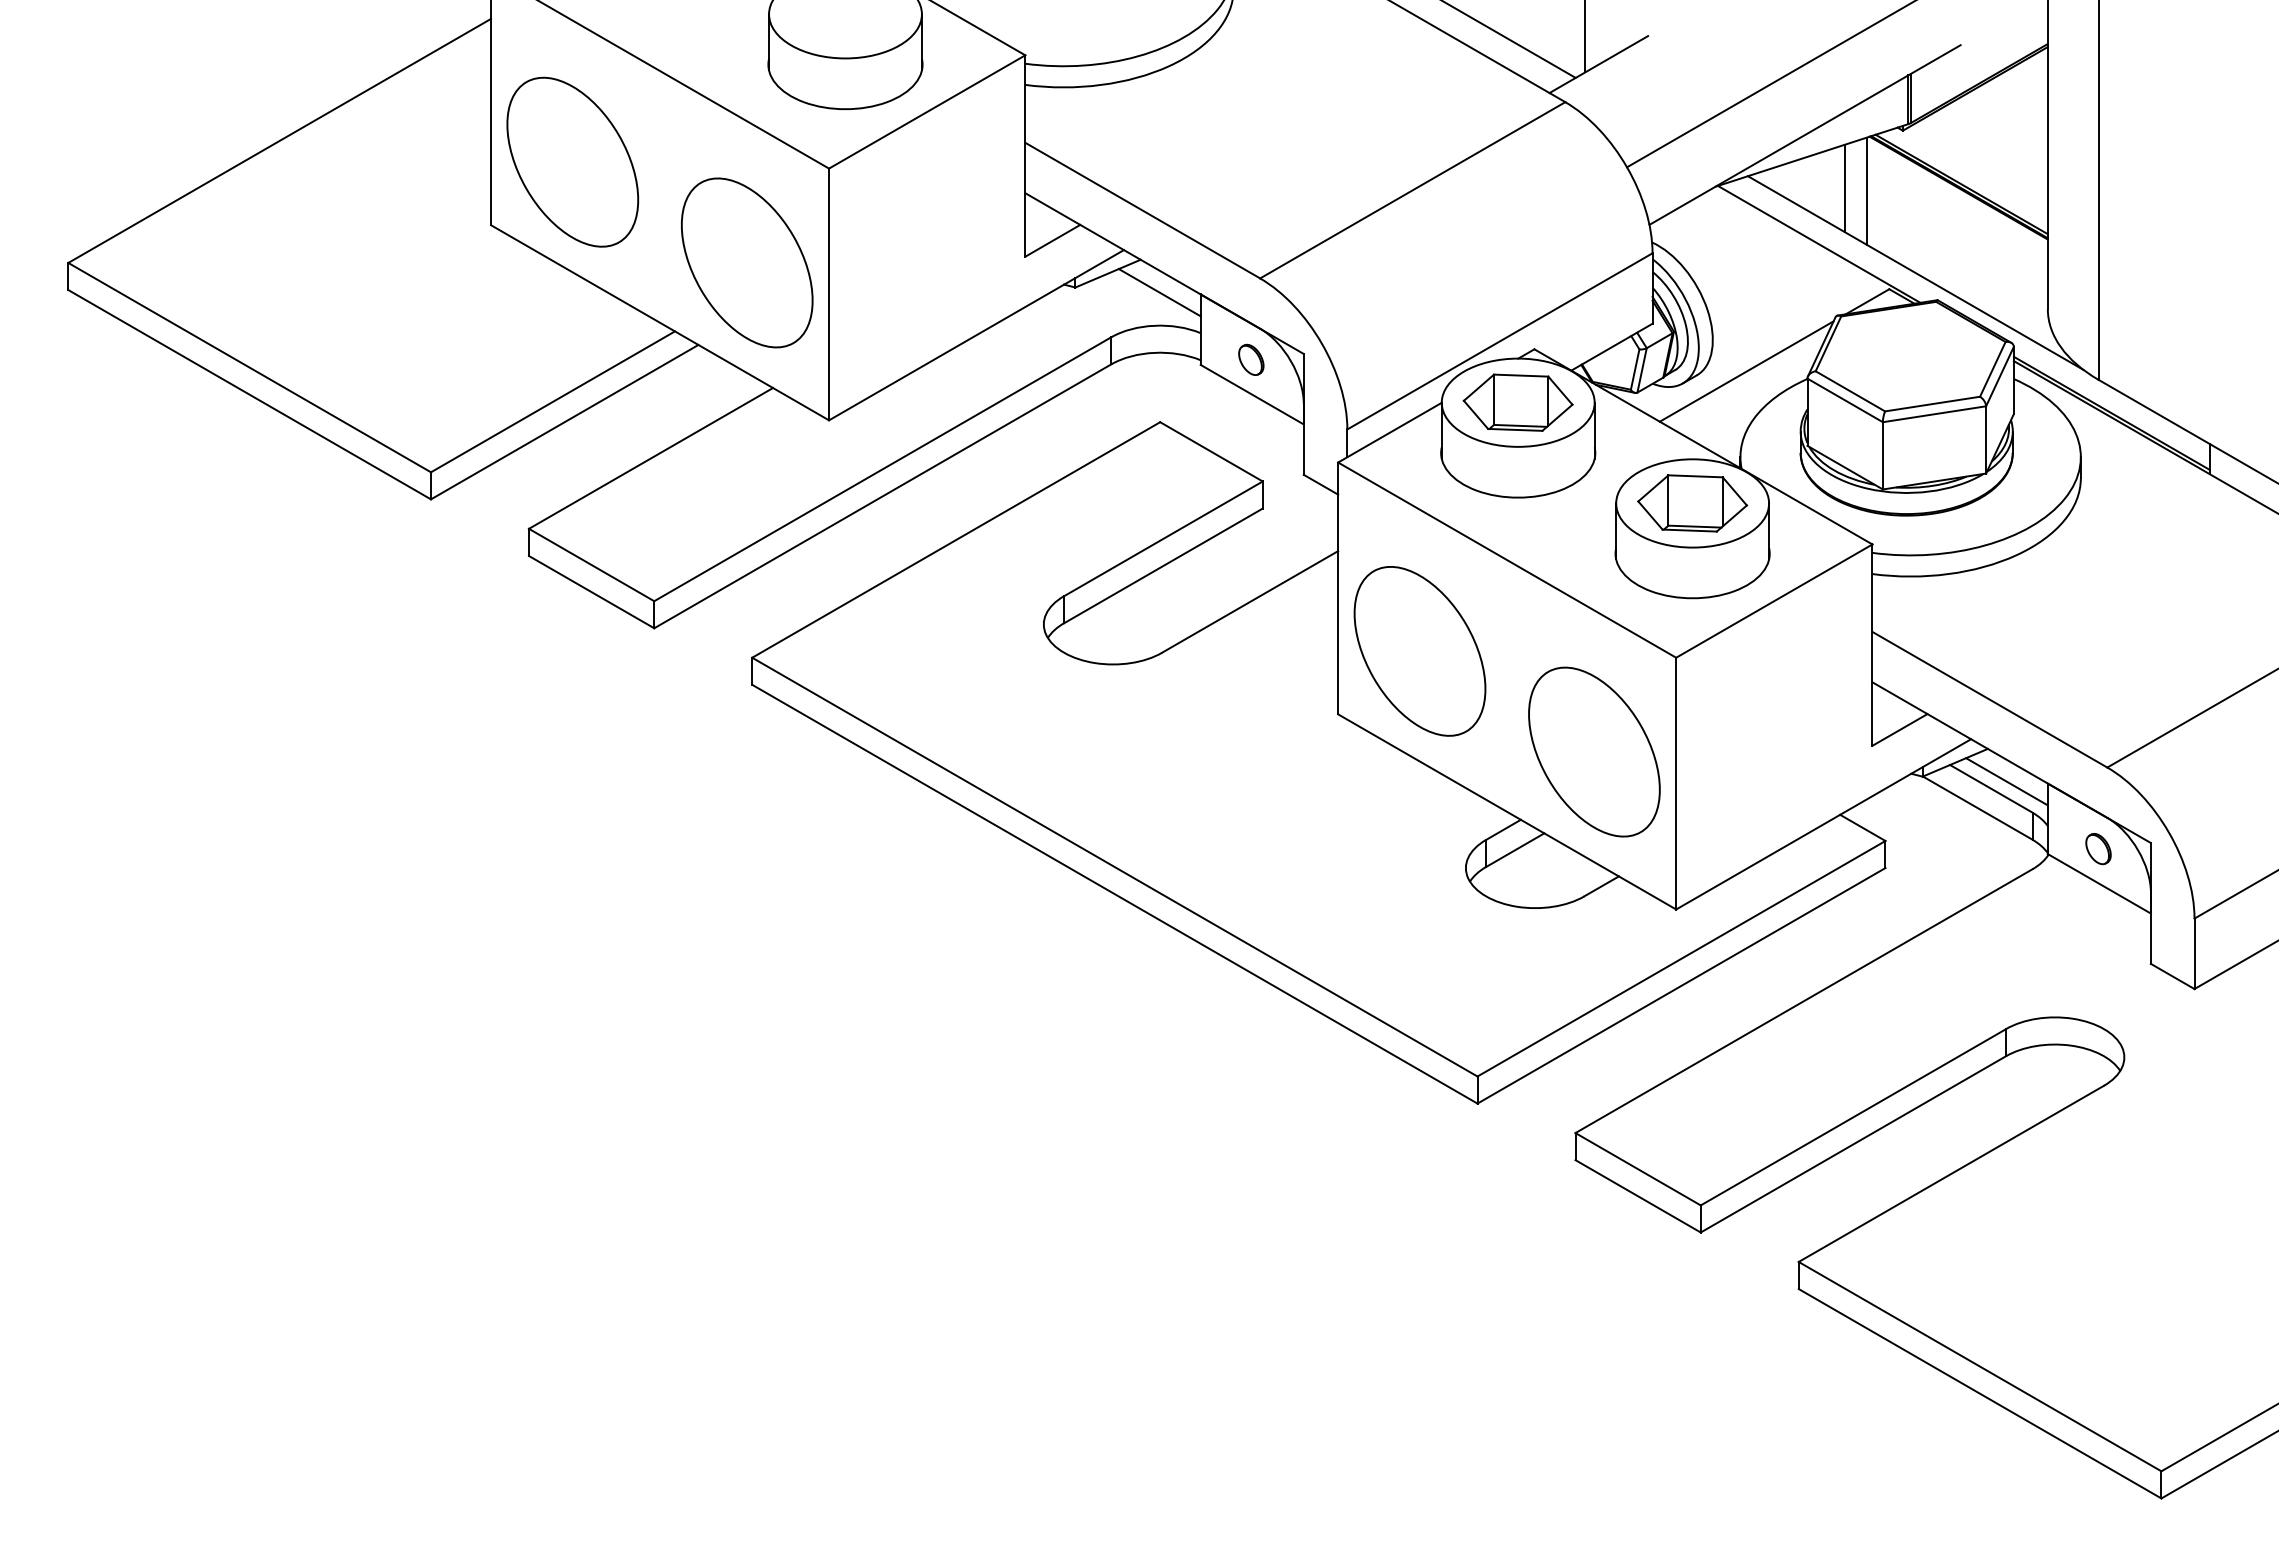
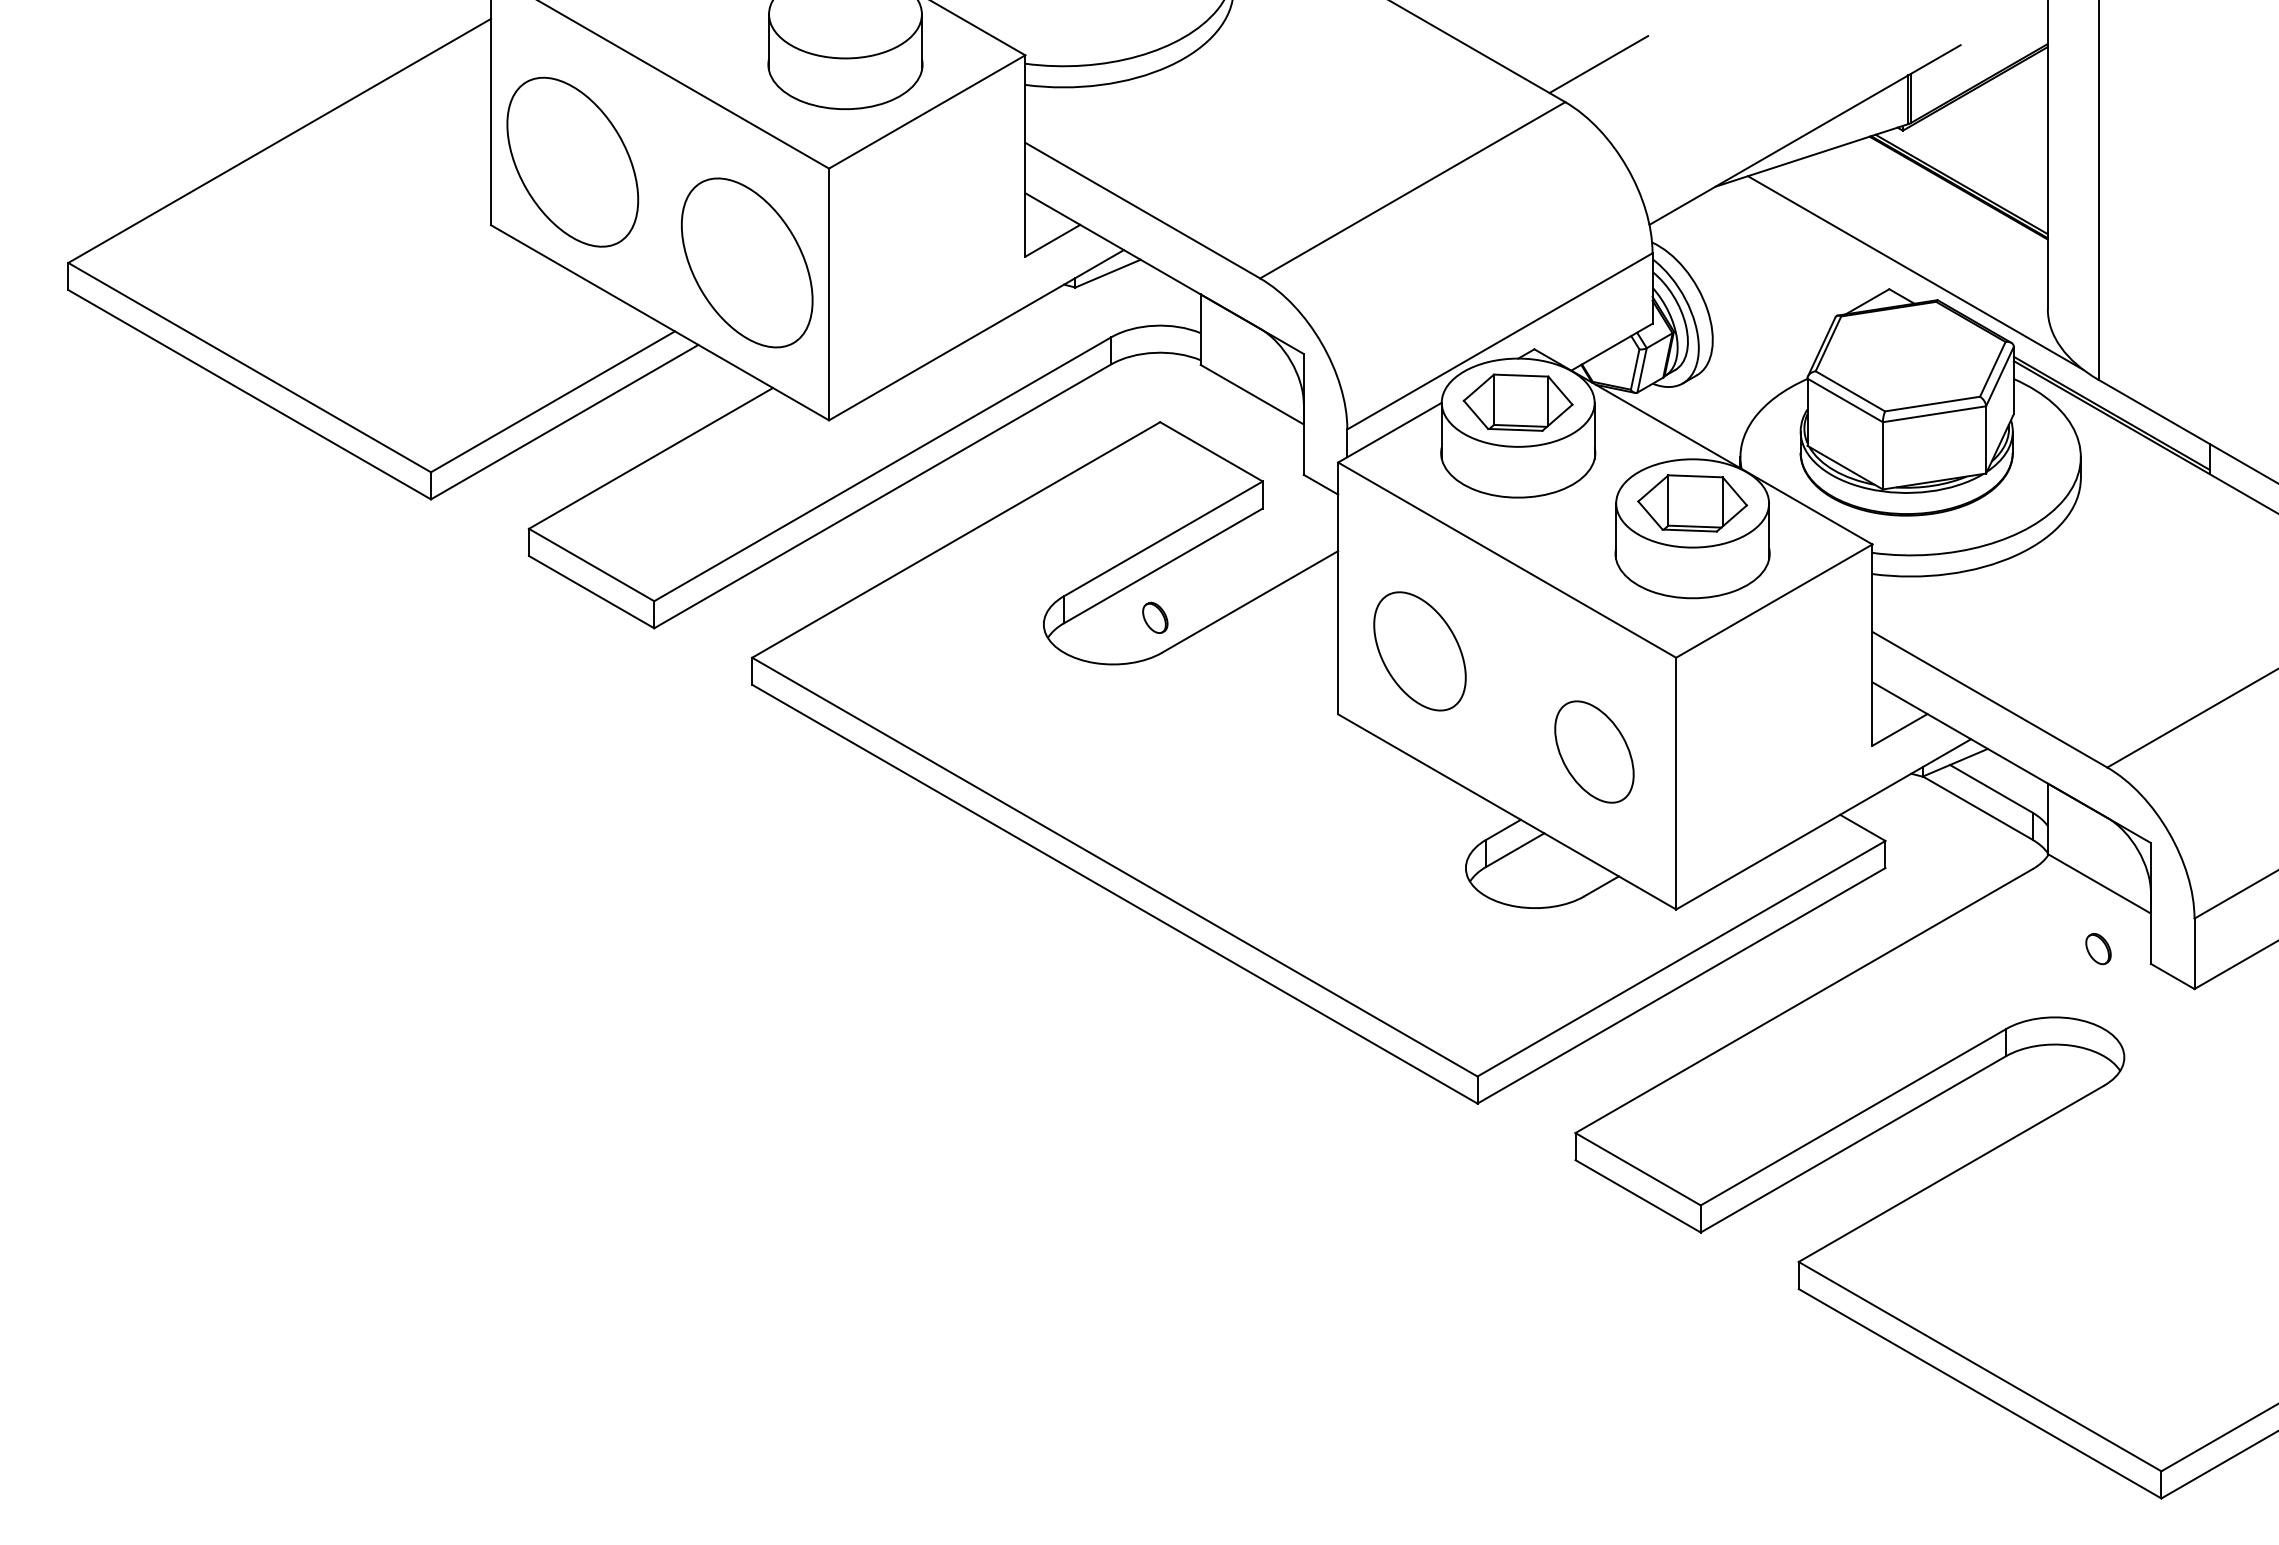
line: present -> none (1585, 37)
line: present -> none (1509, 39)
line: present -> none (1770, 84)
line: present -> none (1845, 188)
line: present -> none (1867, 190)
line: present -> none (1818, 243)
line: present -> none (1159, 292)
part position: (1251, 359) -> (1155, 617) (1155, 617)
line: present -> none (1746, 371)
part size: 134x171 px -> 94x121 px (1419, 651)
part size: 133x172 px -> 81x104 px (1594, 751)
line: present -> none (2006, 781)
part position: (2098, 849) -> (2098, 949) (2098, 949)
